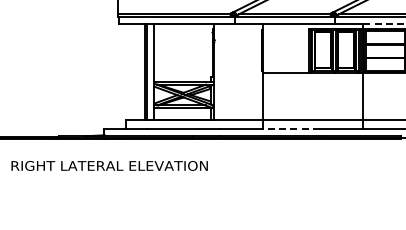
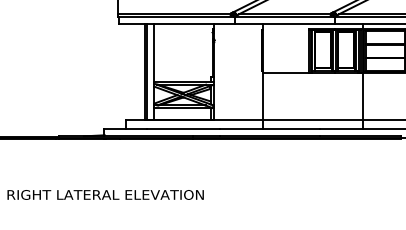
line: dashed -> solid (385, 23)
line: dashed -> solid (291, 128)
text position: (109, 165) -> (105, 194) (105, 194)
